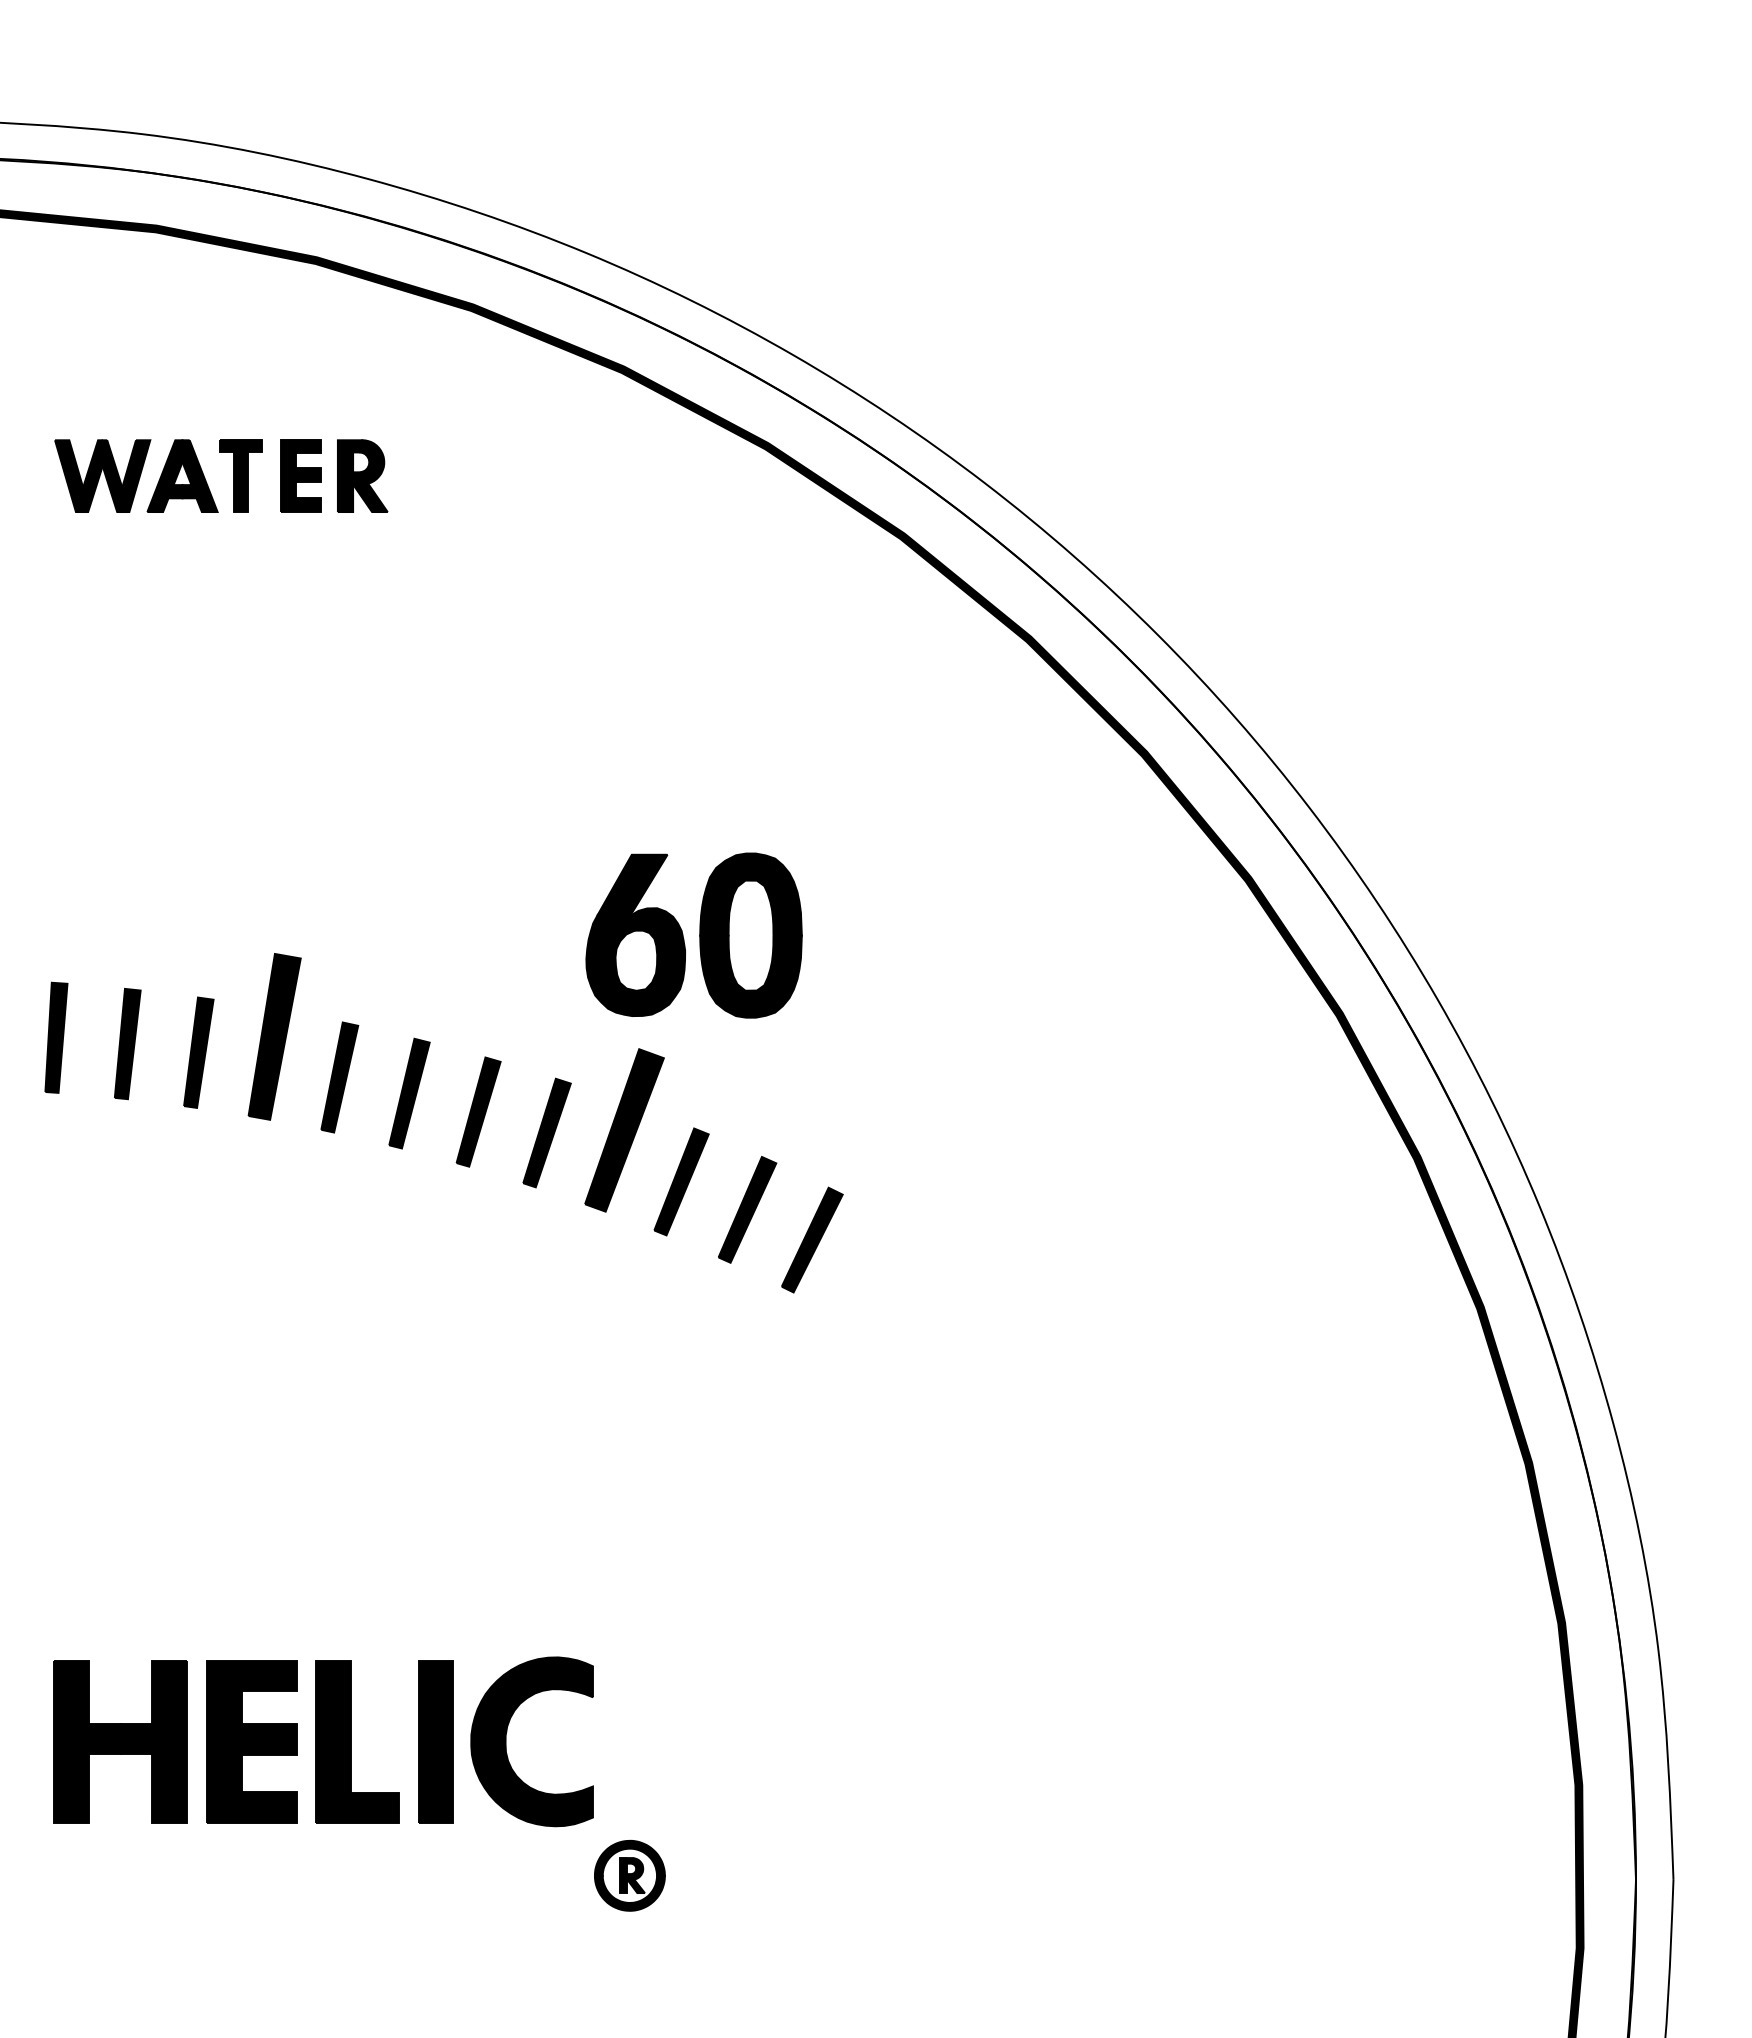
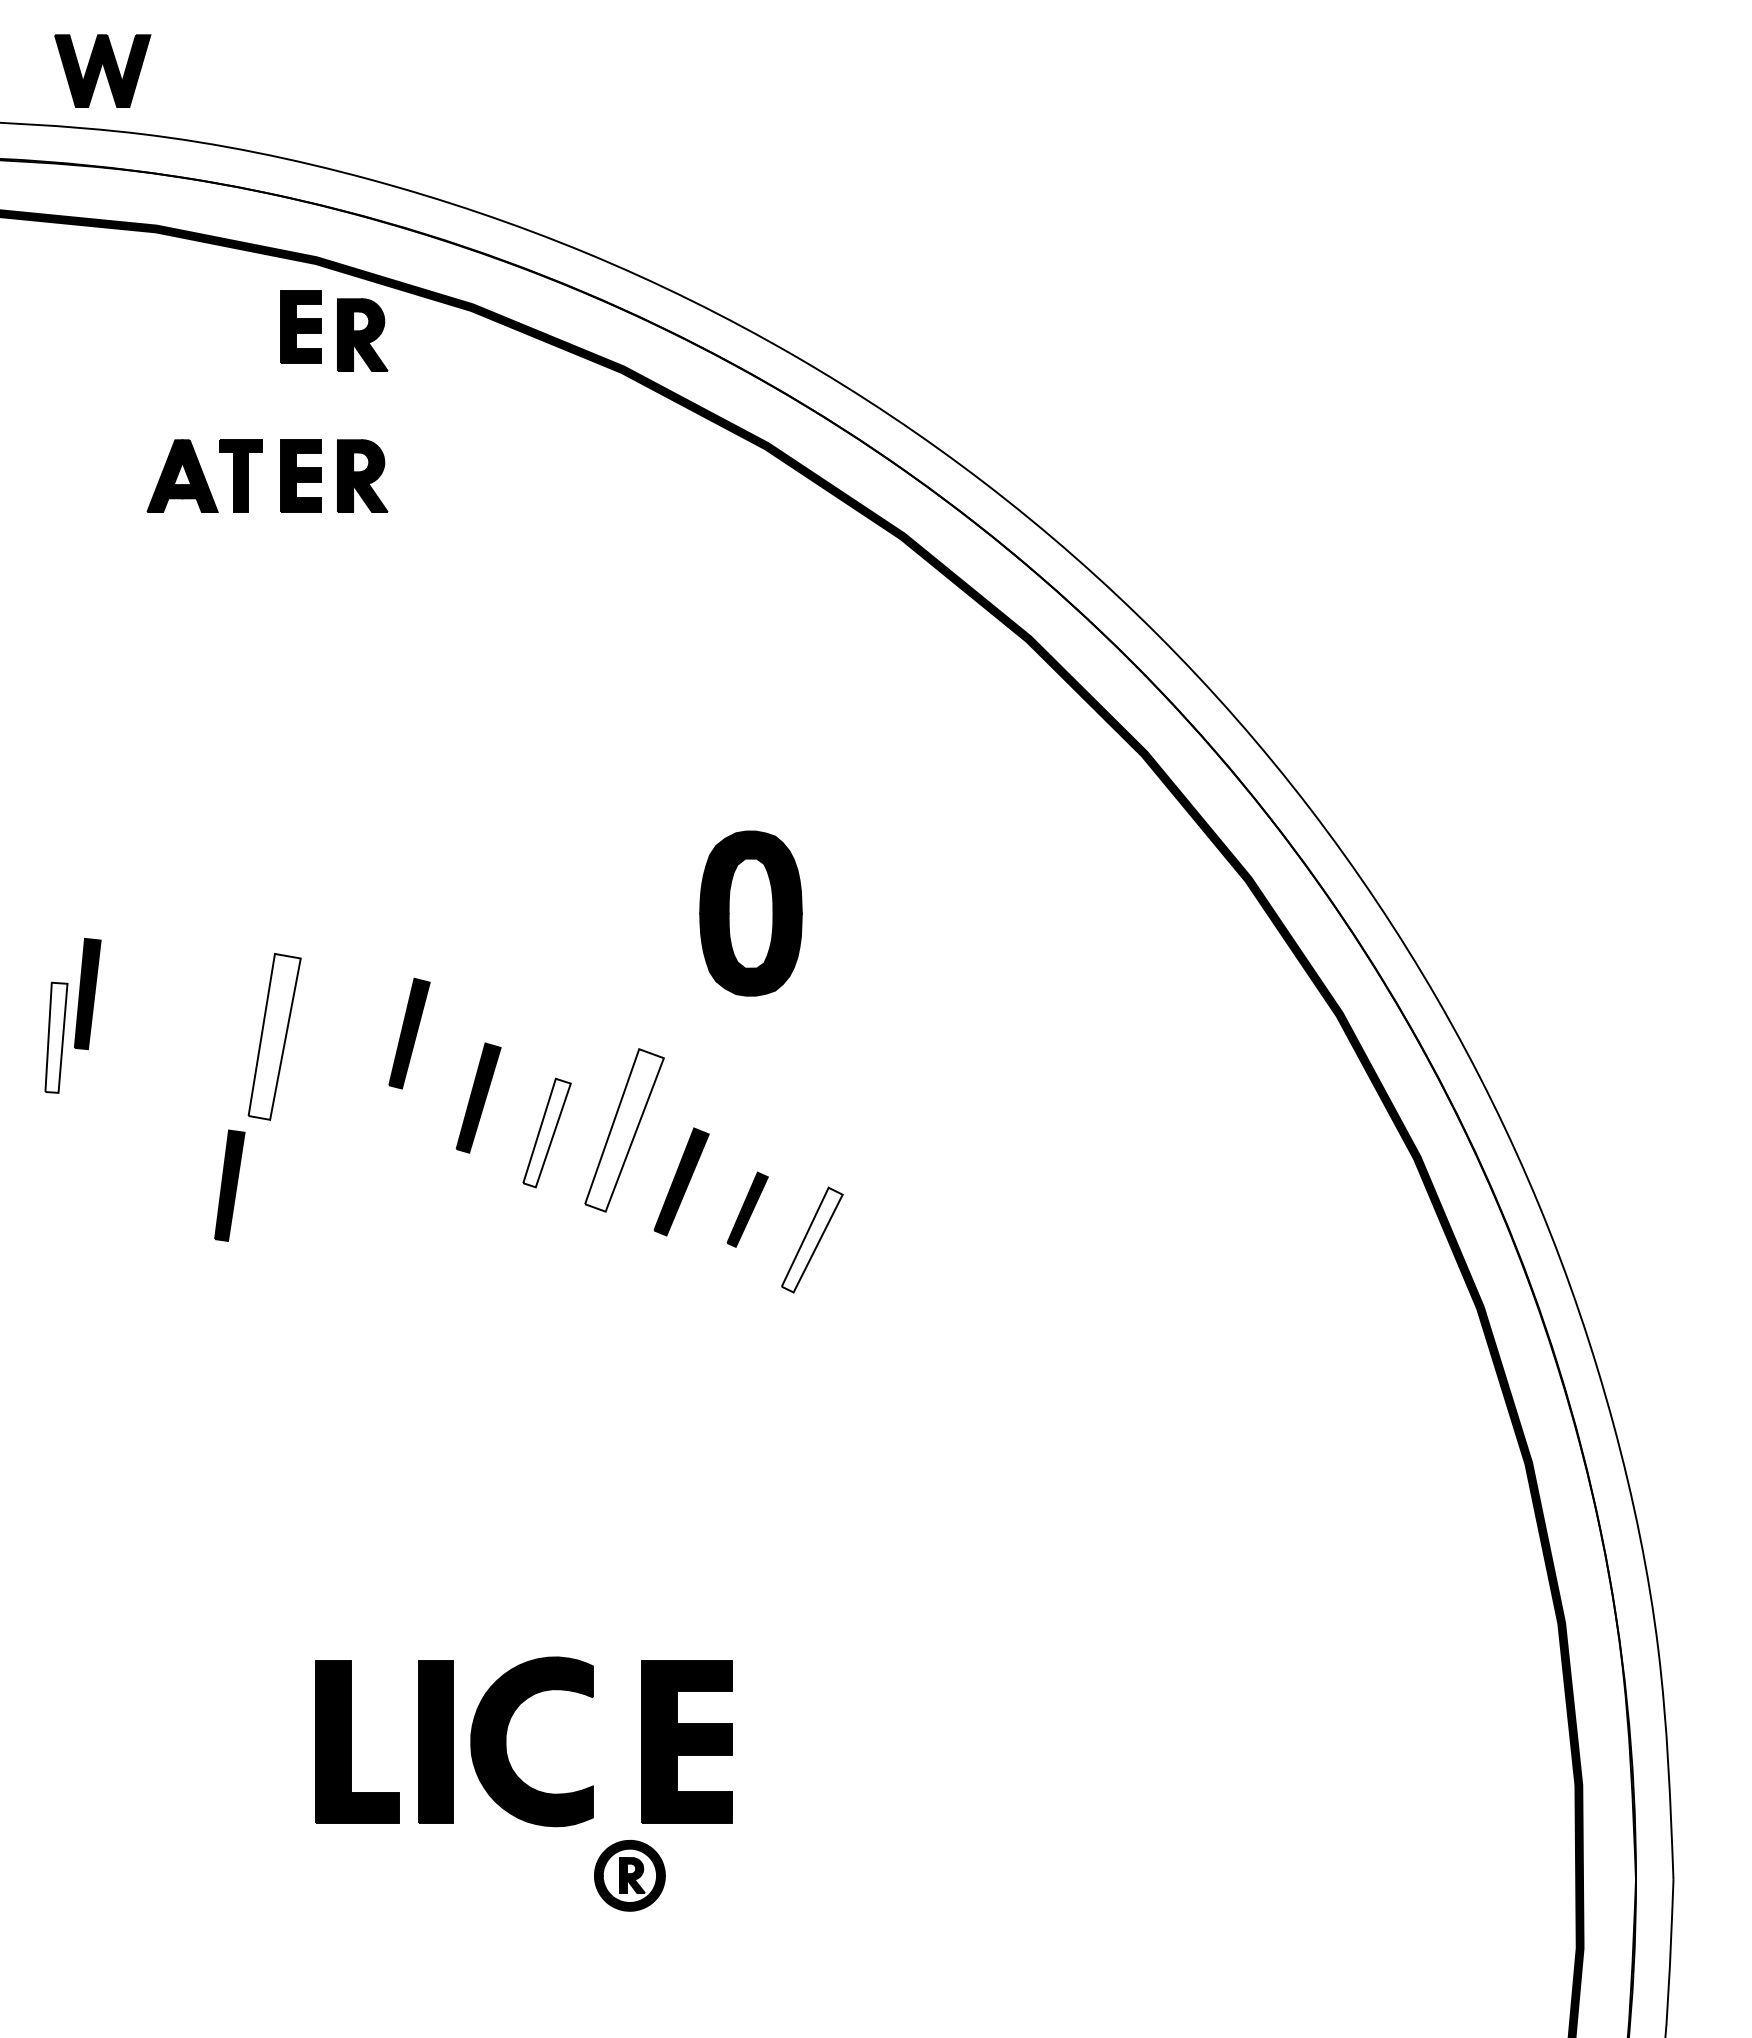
part: none -> present (300, 326)
part: none -> present (362, 334)
part position: (102, 475) -> (102, 70) (102, 70)
part: present -> none (635, 934)
part position: (750, 935) -> (750, 913) (750, 913)
fill: present -> none (274, 1036)
fill: present -> none (56, 1037)
part position: (127, 1044) -> (87, 994) (87, 994)
part position: (198, 1052) -> (229, 1185) (229, 1185)
part: present -> none (339, 1077)
part position: (409, 1093) -> (409, 1033) (409, 1033)
part position: (478, 1111) -> (478, 1097) (478, 1097)
fill: present -> none (624, 1130)
fill: present -> none (546, 1132)
part size: 60x109 px -> 43x77 px (747, 1209)
fill: present -> none (811, 1239)
part: present -> none (120, 1741)
part position: (251, 1741) -> (686, 1741) (686, 1741)
